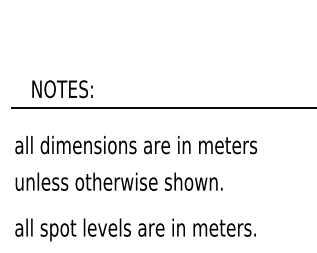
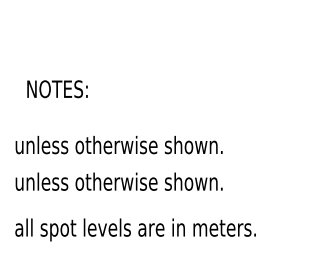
text position: (62, 89) -> (57, 89) (57, 89)
line: present -> none (162, 107)
text: all dimensions are in meters -> unless otherwise shown. (136, 144)
